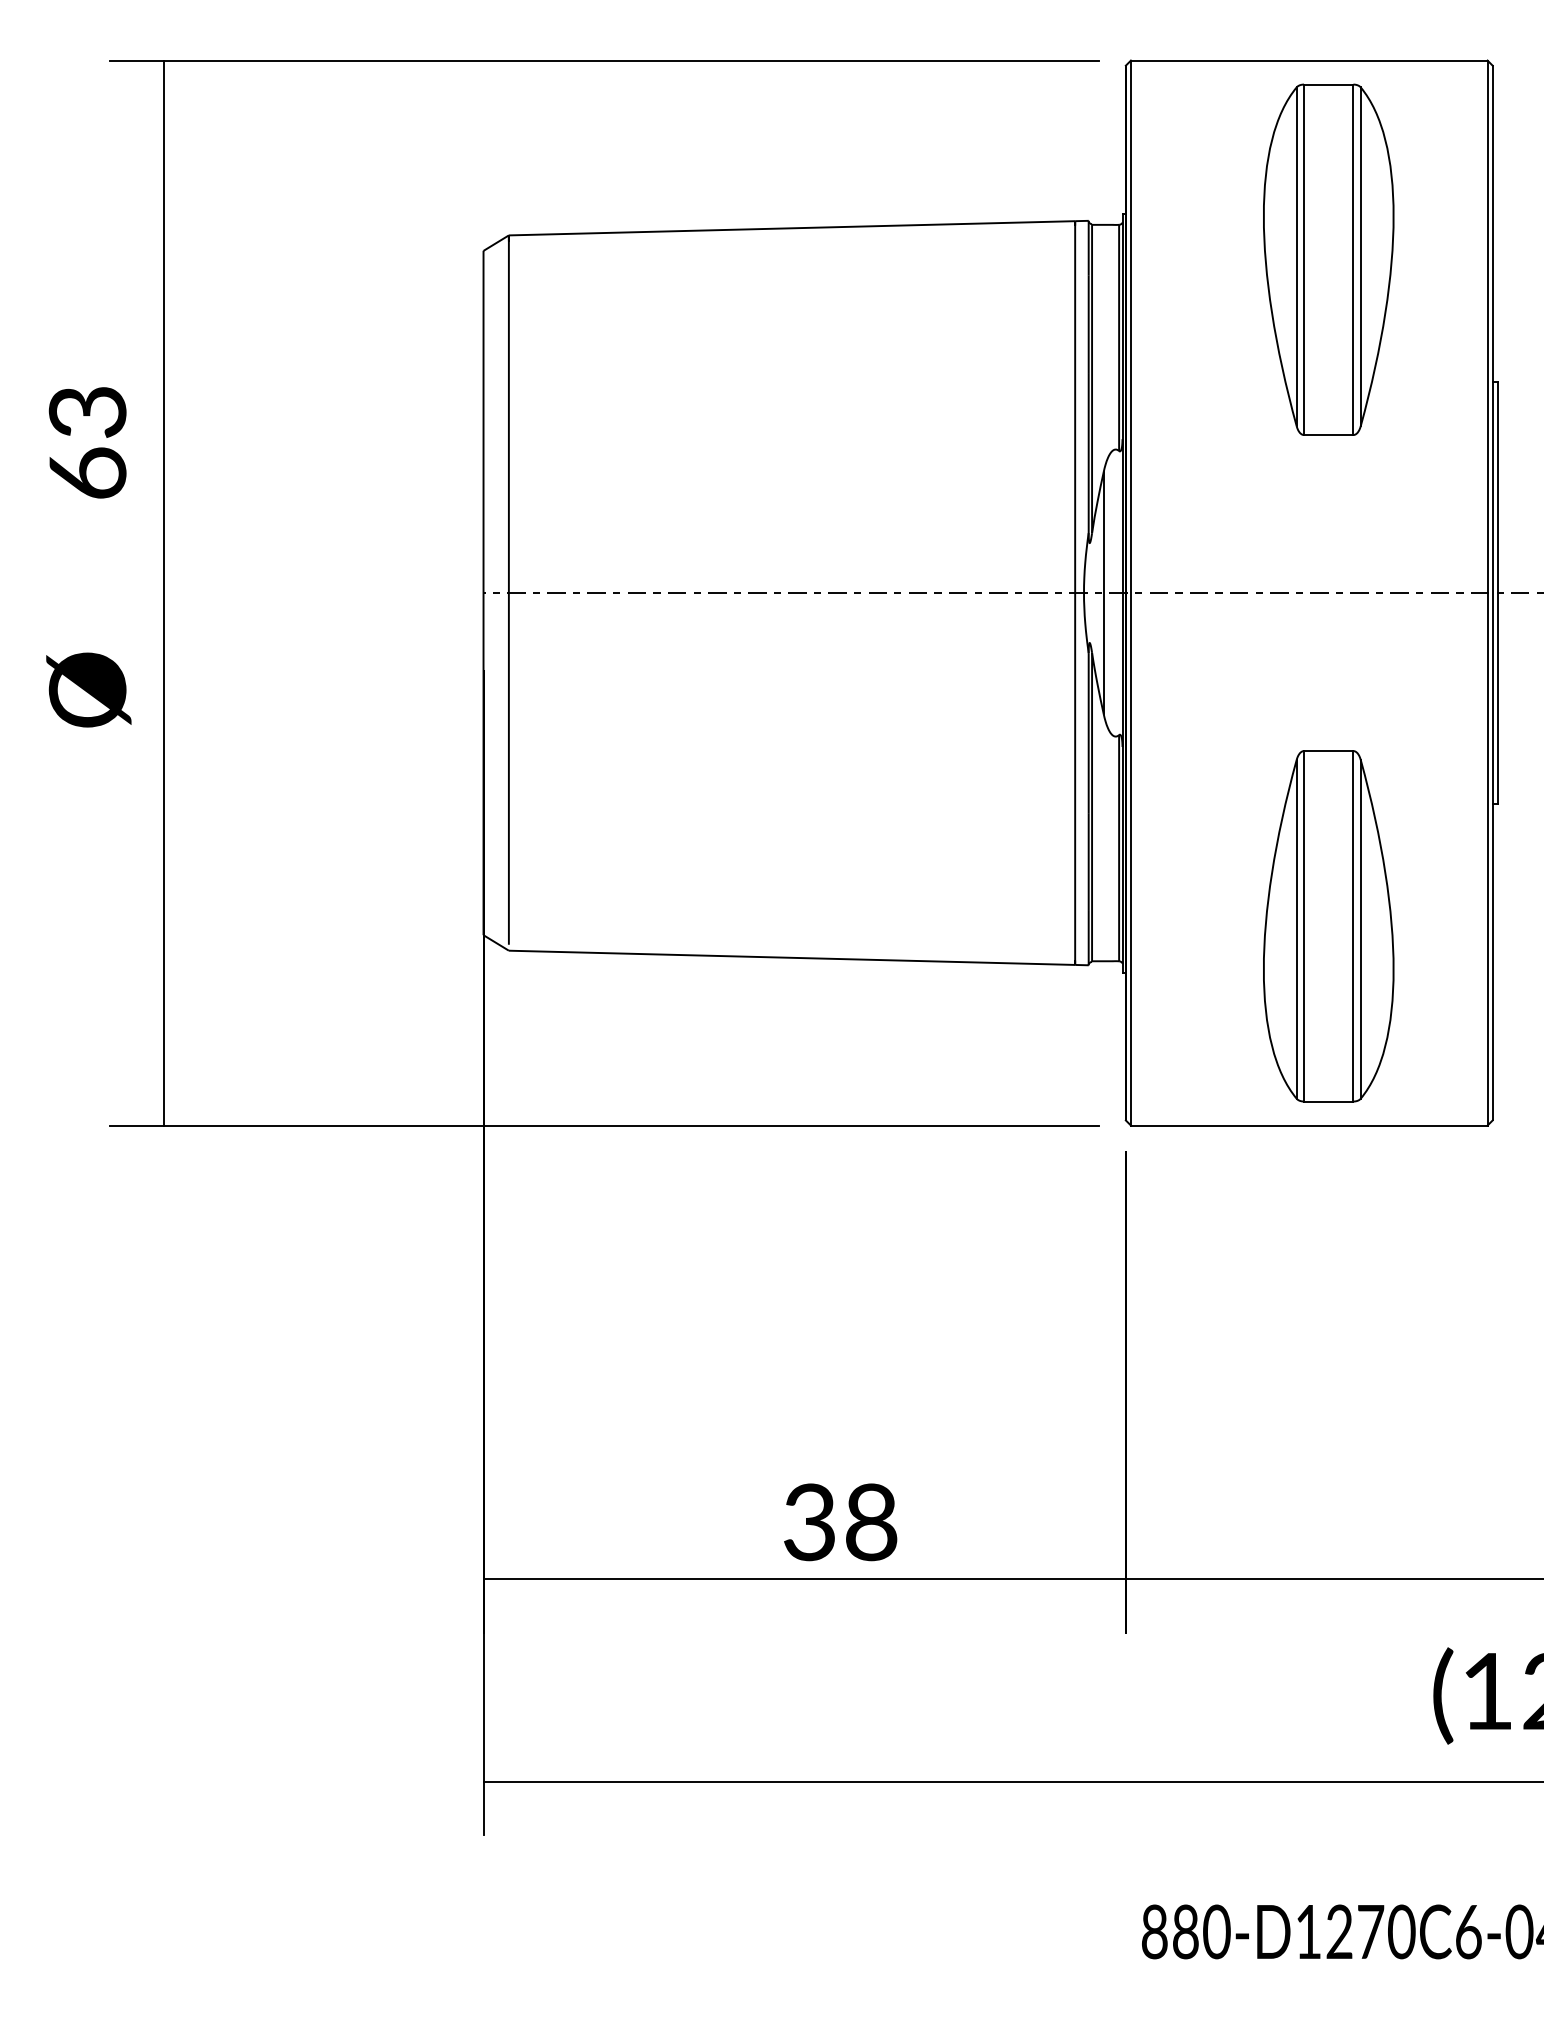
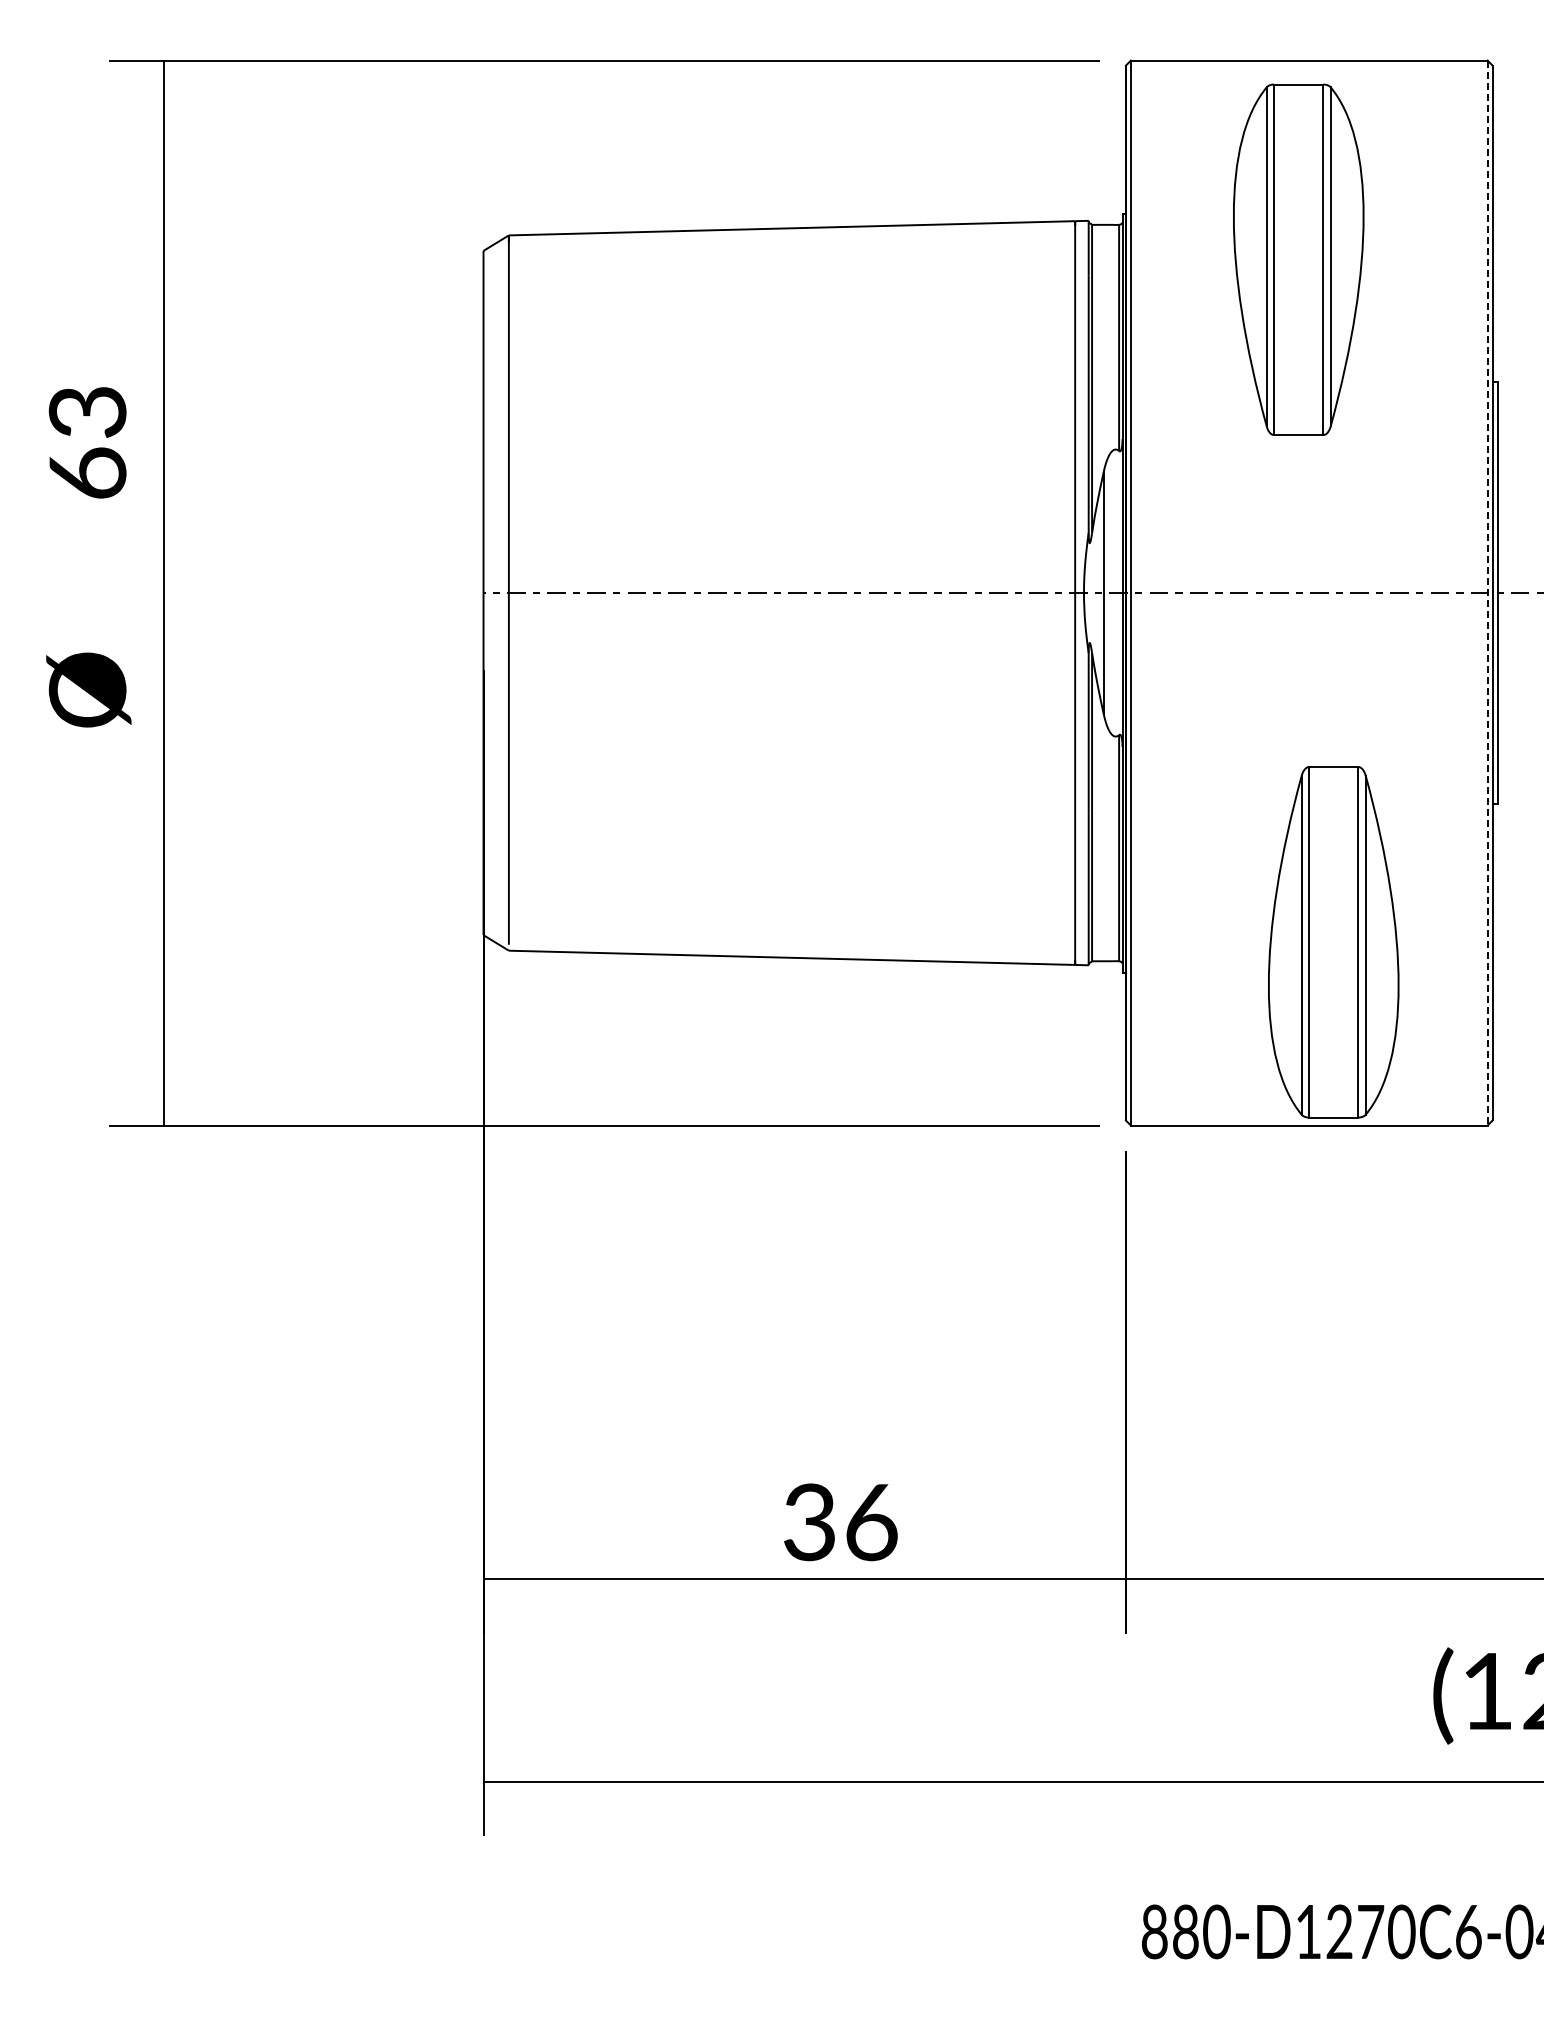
part position: (1328, 259) -> (1298, 259) (1298, 259)
line: solid -> dashed (1487, 593)
part position: (1328, 926) -> (1333, 942) (1333, 942)
text: 38 -> 36 (871, 1521)
